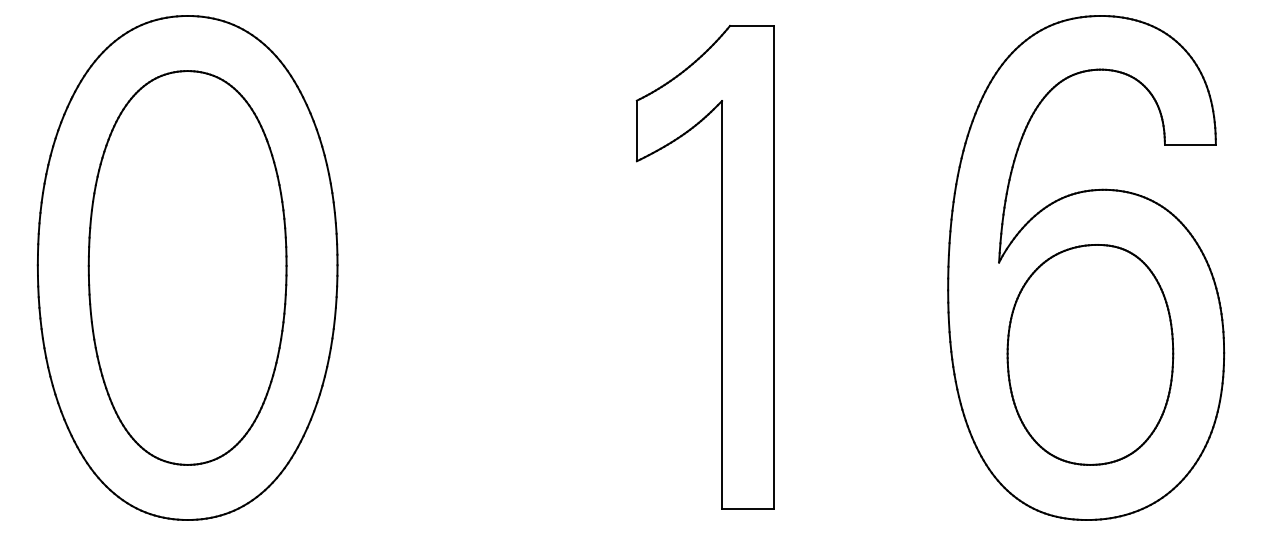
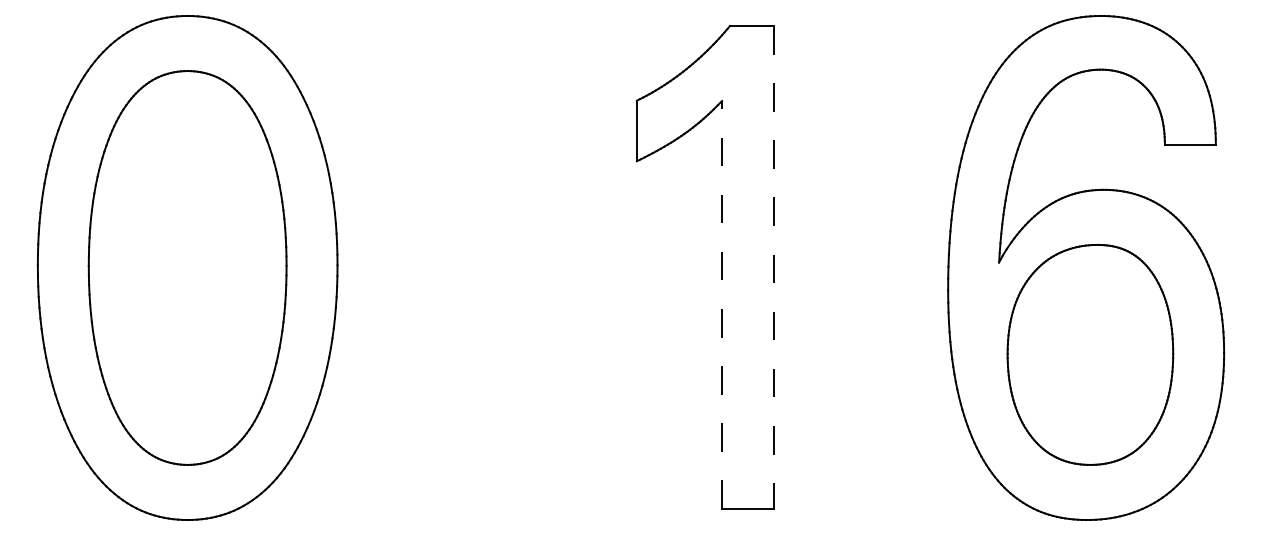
line: solid -> dashed (774, 267)
line: solid -> dashed (722, 305)
